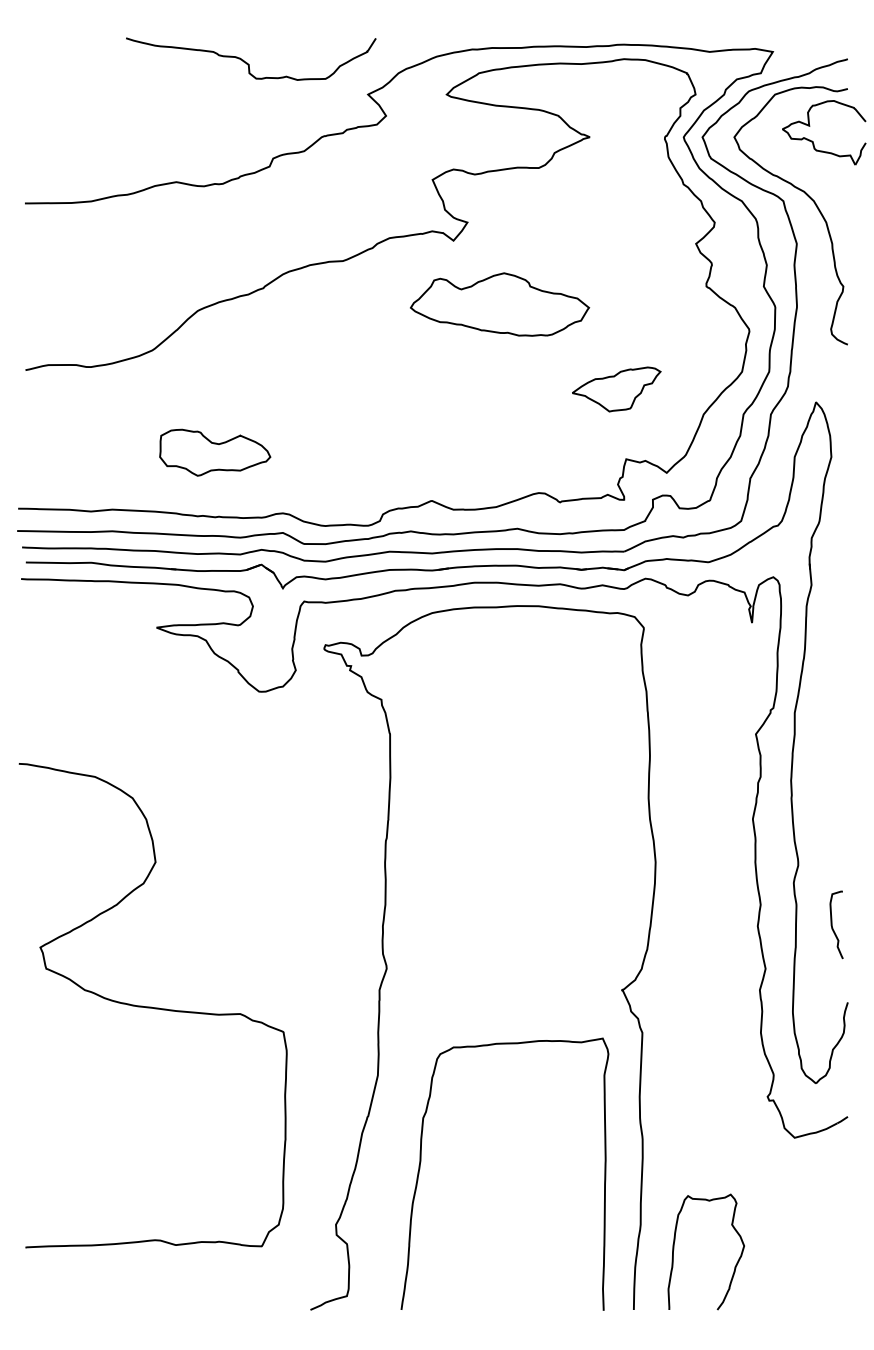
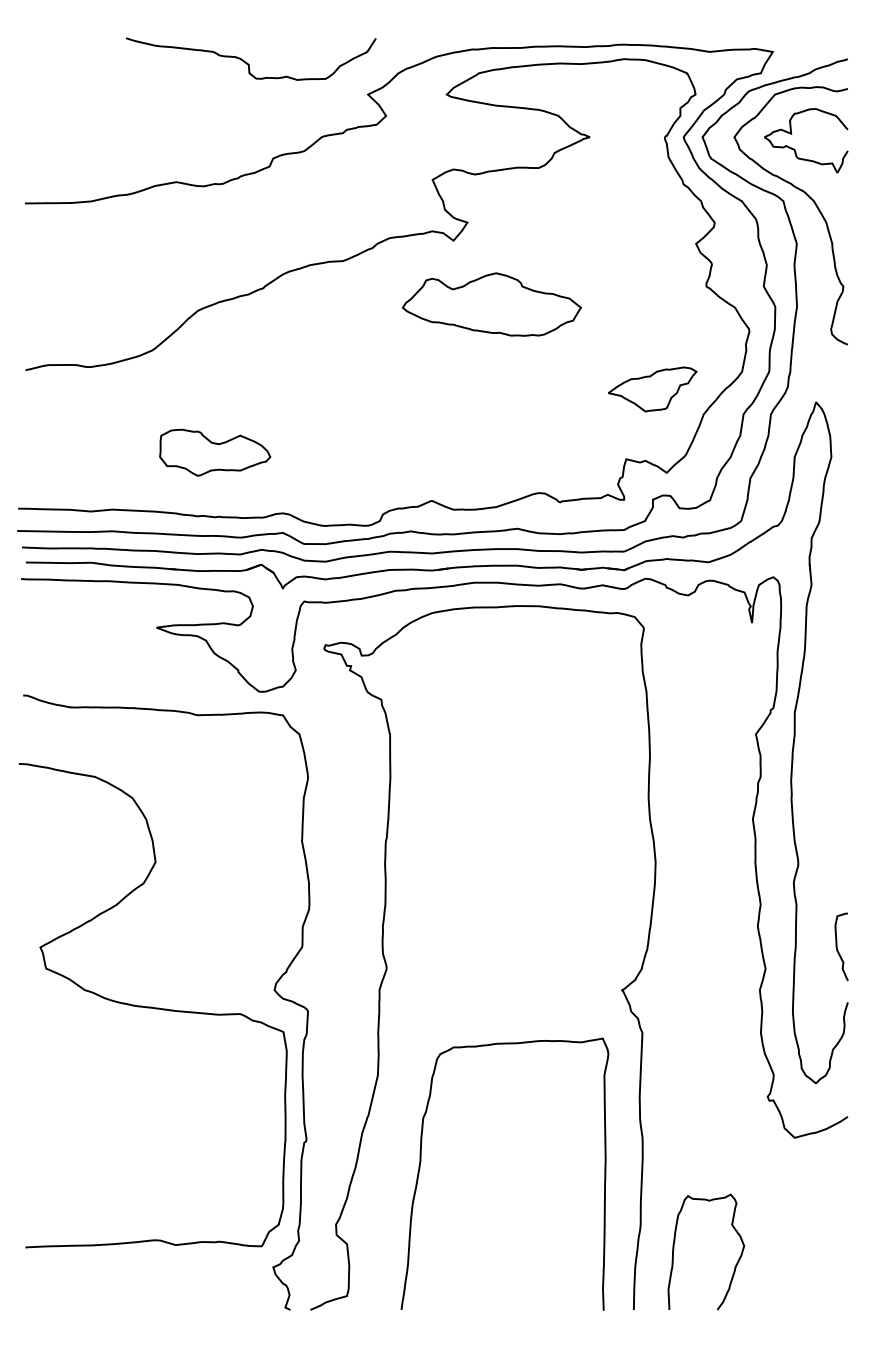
part position: (813, 141) -> (795, 149) (795, 149)
part position: (500, 304) -> (492, 304) (492, 304)
part position: (616, 389) -> (652, 389) (652, 389)
curve position: (832, 924) -> (837, 946) (837, 946)
curve: none -> present (273, 990)
